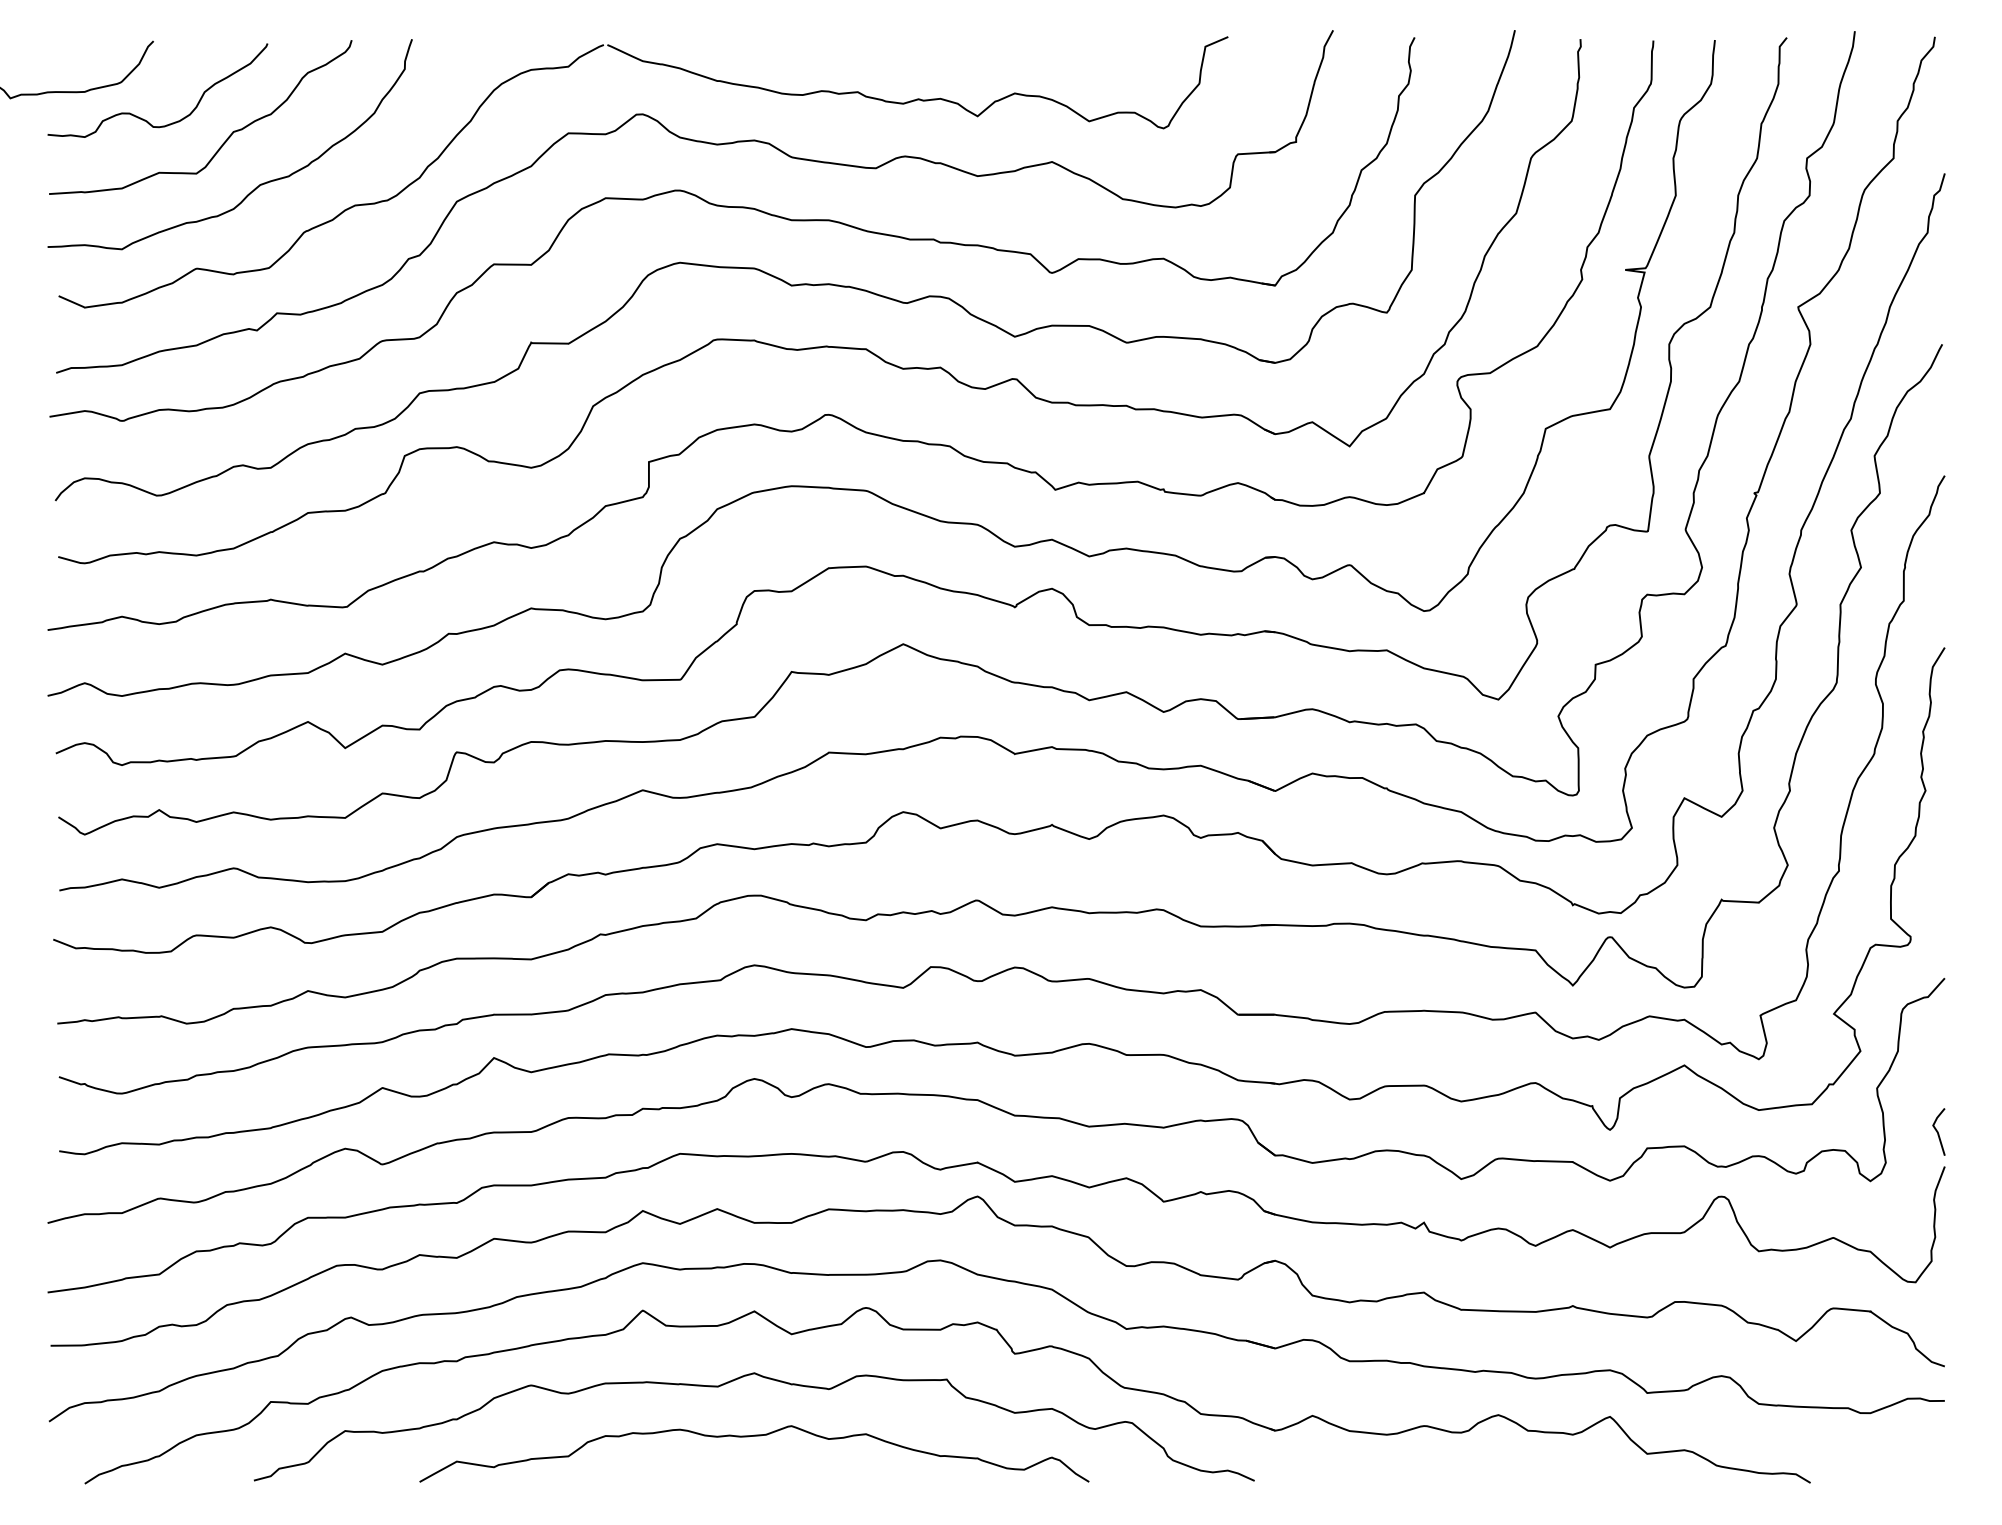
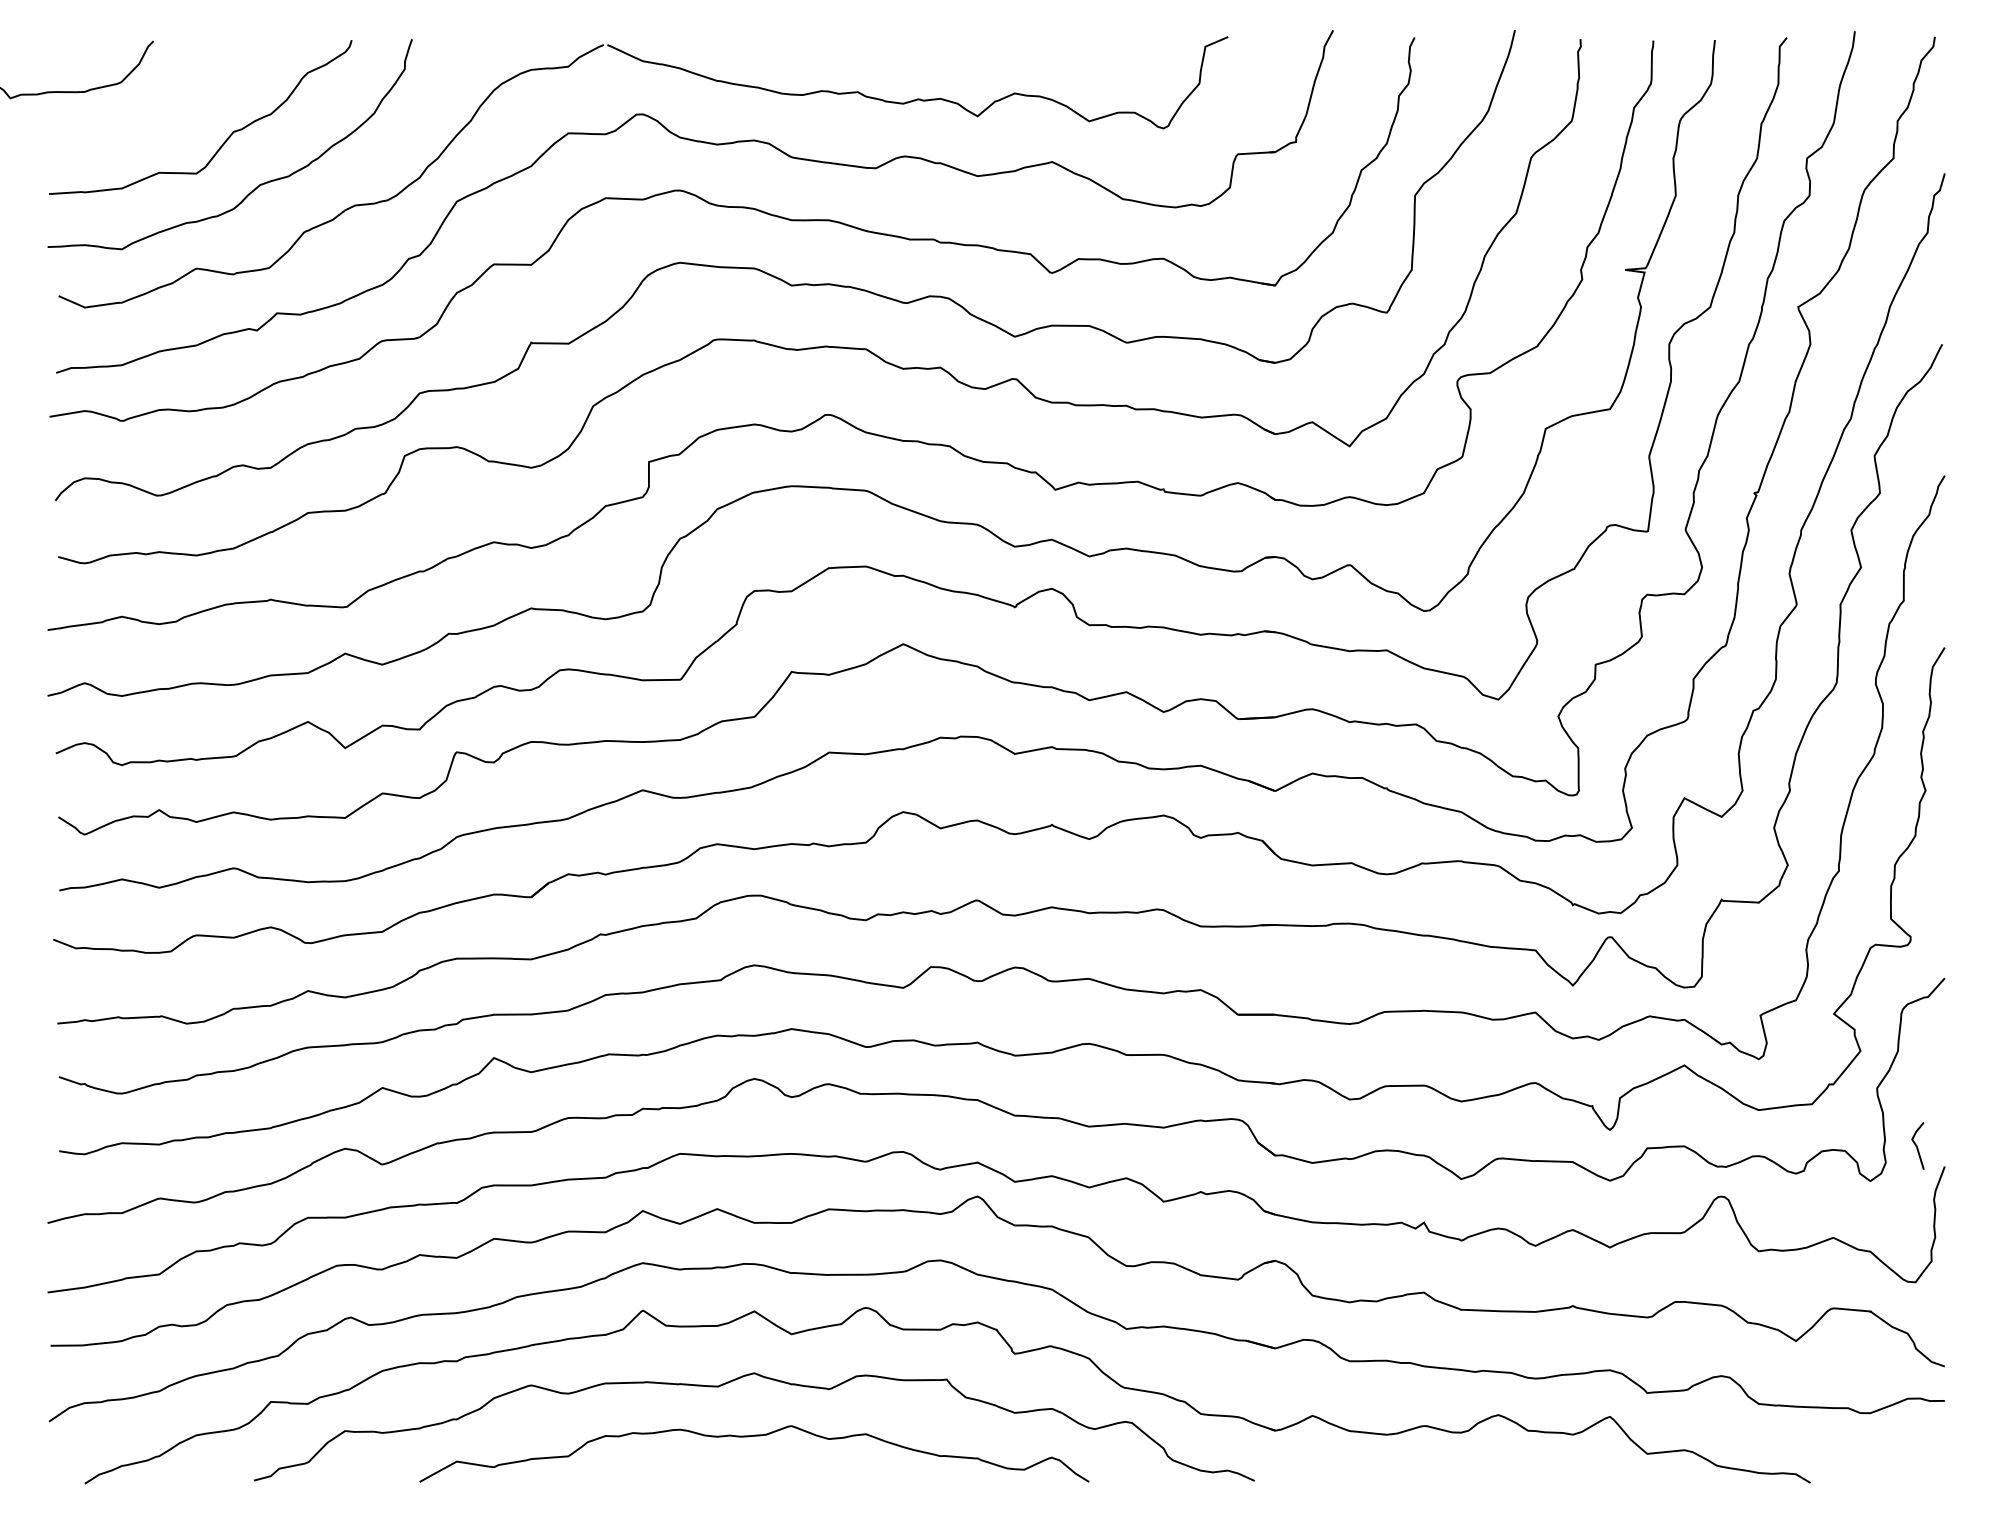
curve: present -> none (143, 118)
line position: (1938, 1131) -> (1917, 1145) (1917, 1145)
